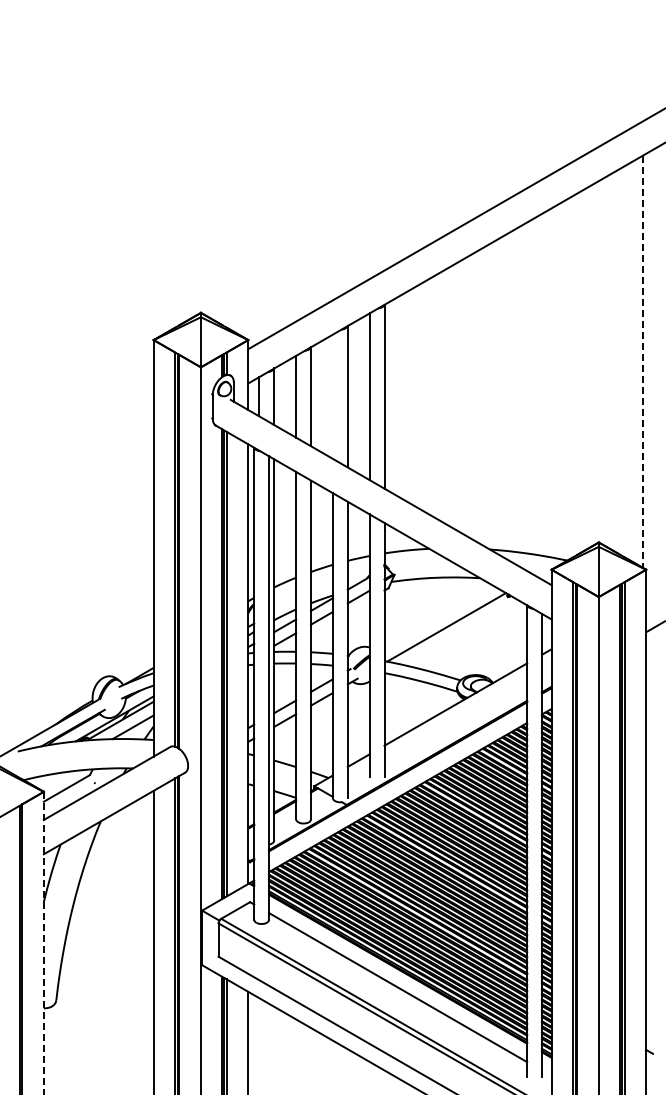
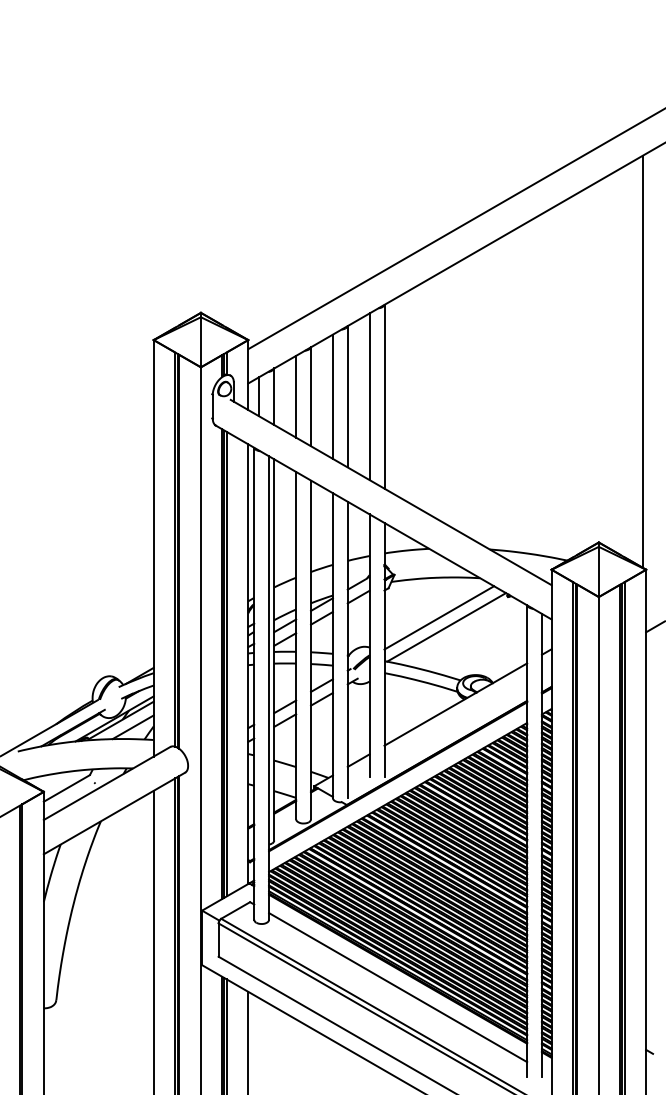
line: dashed -> solid (642, 361)
line: none -> present (332, 396)
line: none -> present (439, 617)
line: dashed -> solid (43, 943)
